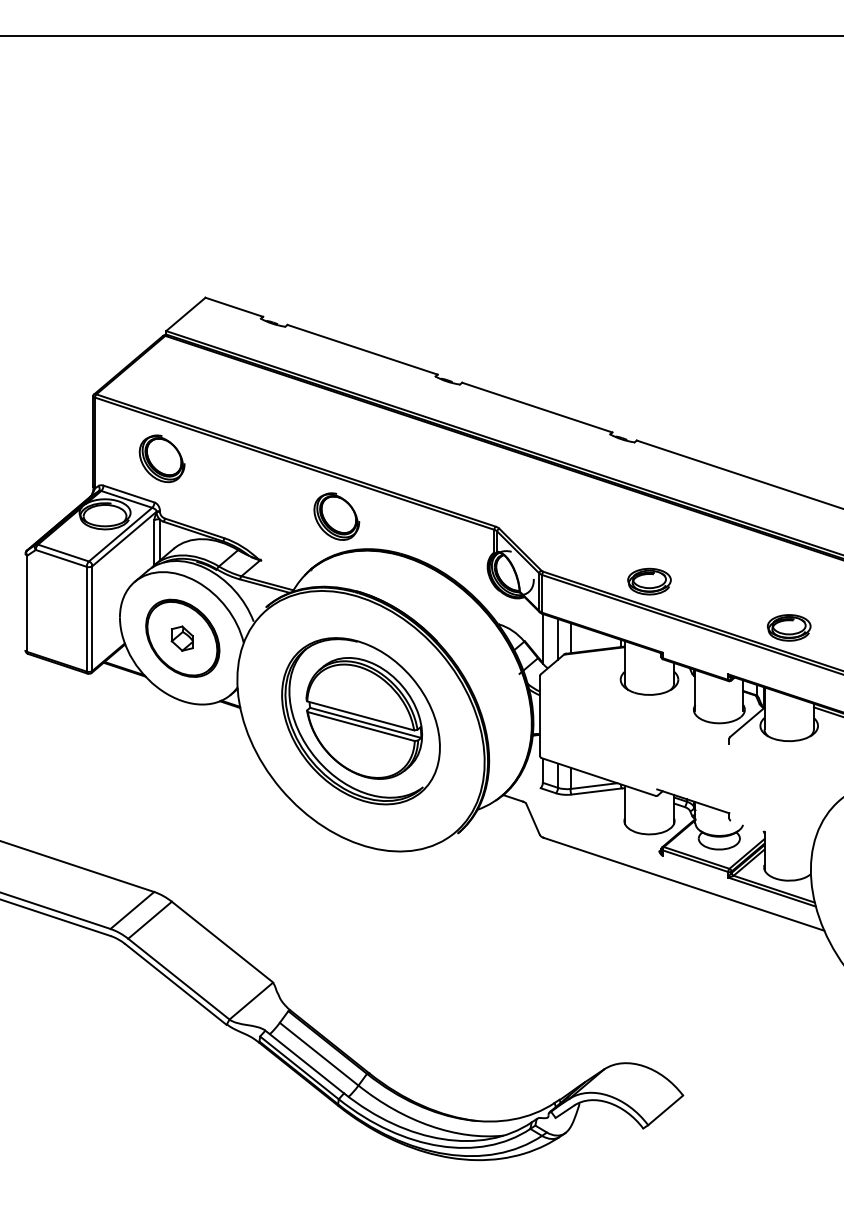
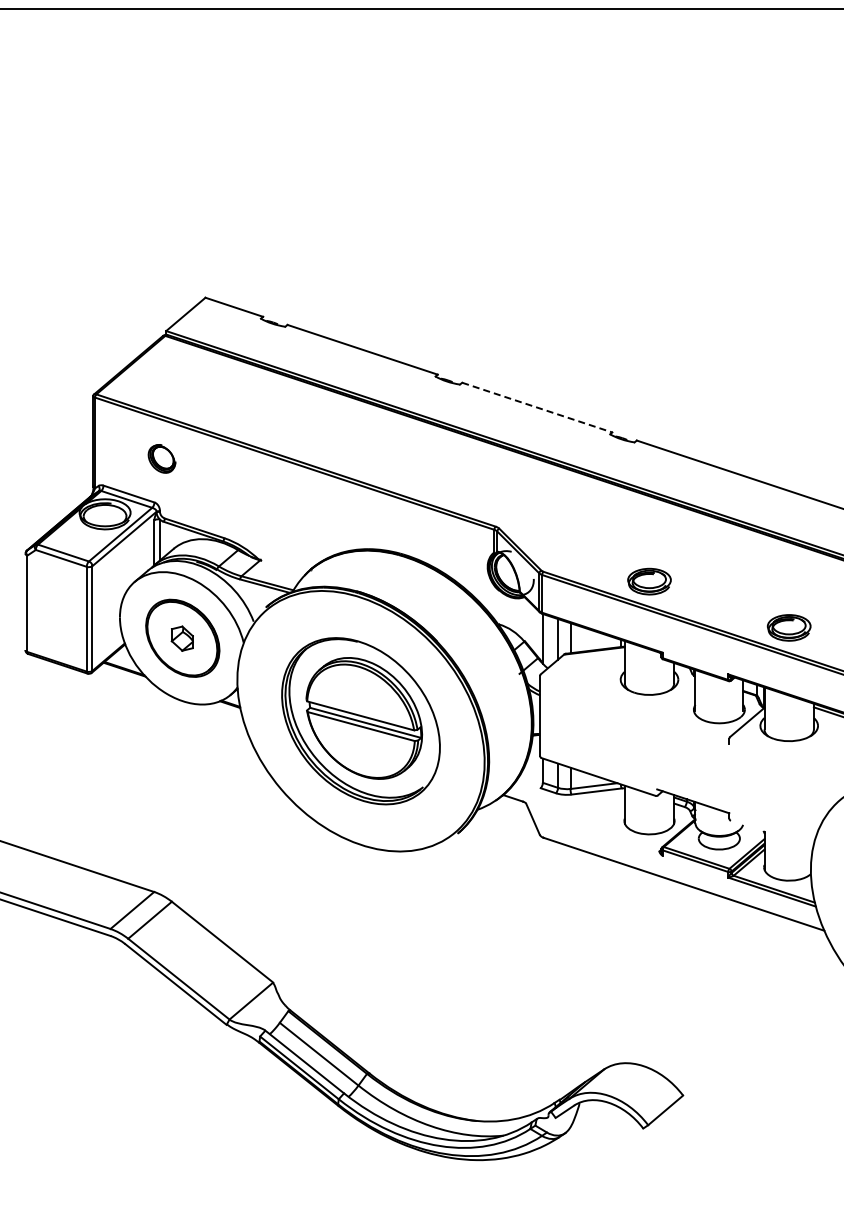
line position: (421, 36) -> (421, 9) (421, 9)
line: solid -> dashed (537, 407)
part size: 48x50 px -> 30x30 px (161, 458)
part: present -> none (336, 516)
